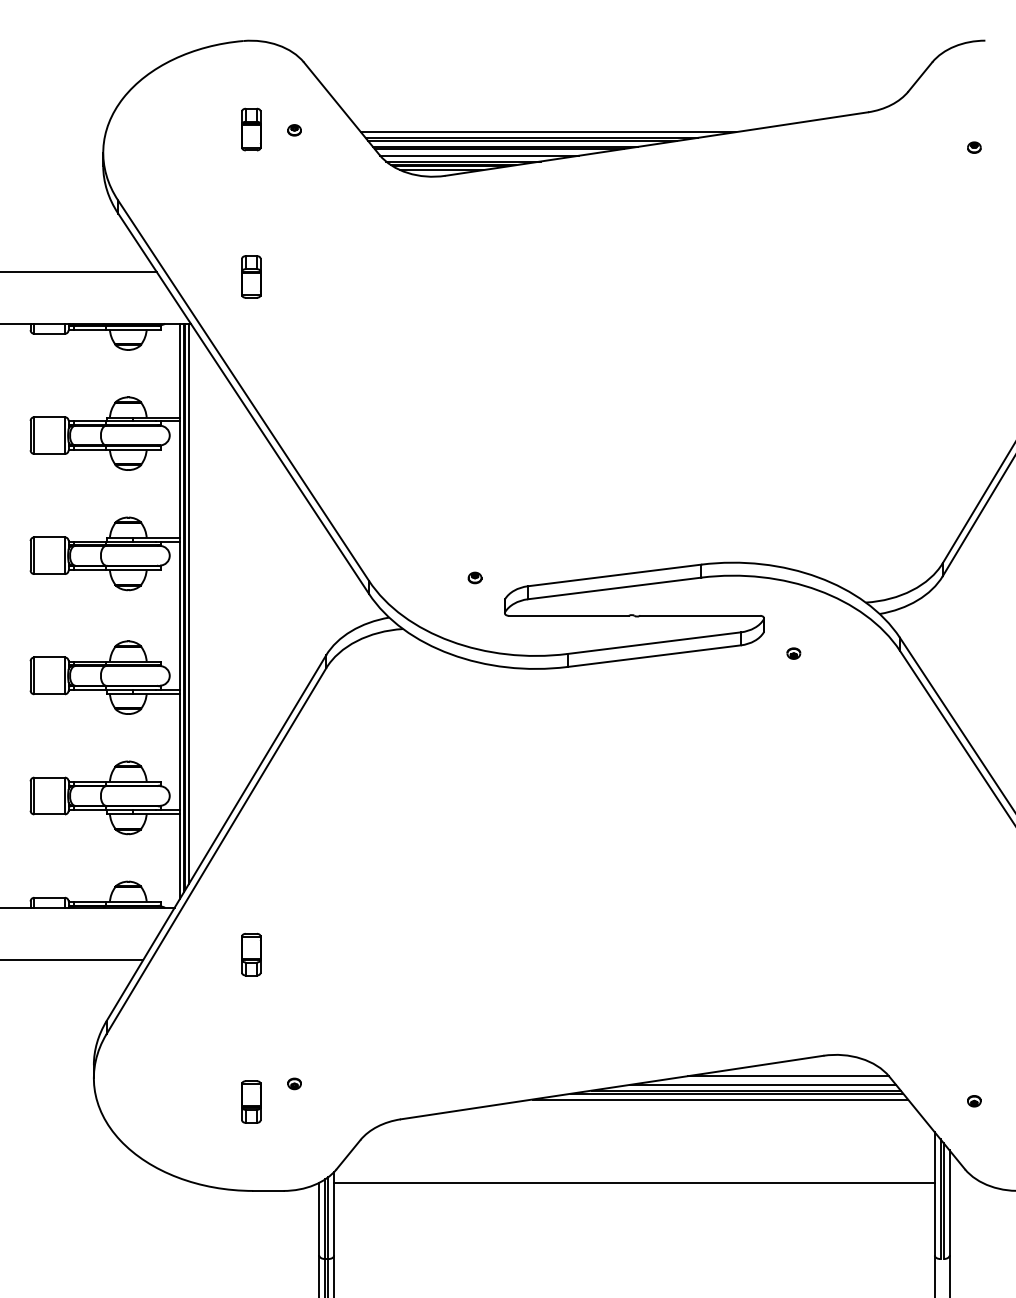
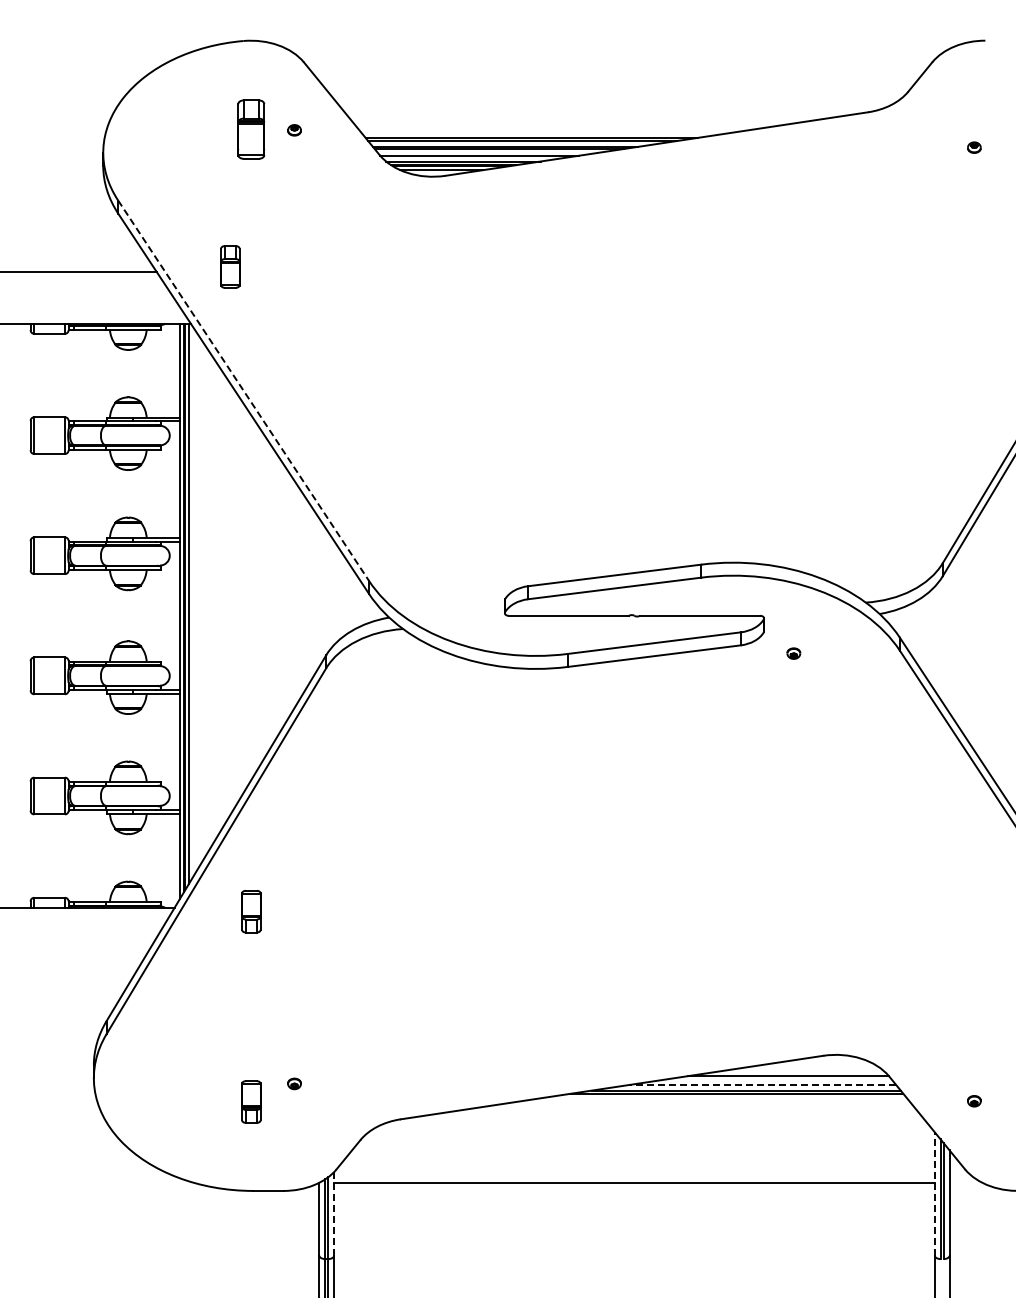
part size: 21x45 px -> 29x61 px (251, 129)
line: present -> none (548, 132)
part position: (251, 276) -> (230, 266) (230, 266)
line: solid -> dashed (243, 390)
part: present -> none (474, 577)
part position: (251, 954) -> (251, 911) (251, 911)
line: present -> none (72, 959)
line: solid -> dashed (763, 1084)
line: present -> none (720, 1099)
line: solid -> dashed (934, 1194)
line: solid -> dashed (334, 1213)
